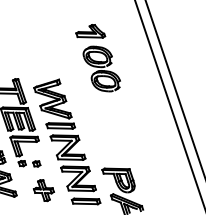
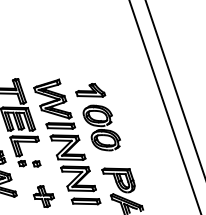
part position: (97, 58) -> (97, 117) (97, 117)
line position: (168, 101) -> (164, 106) (164, 106)
part position: (43, 190) -> (43, 196) (43, 196)
